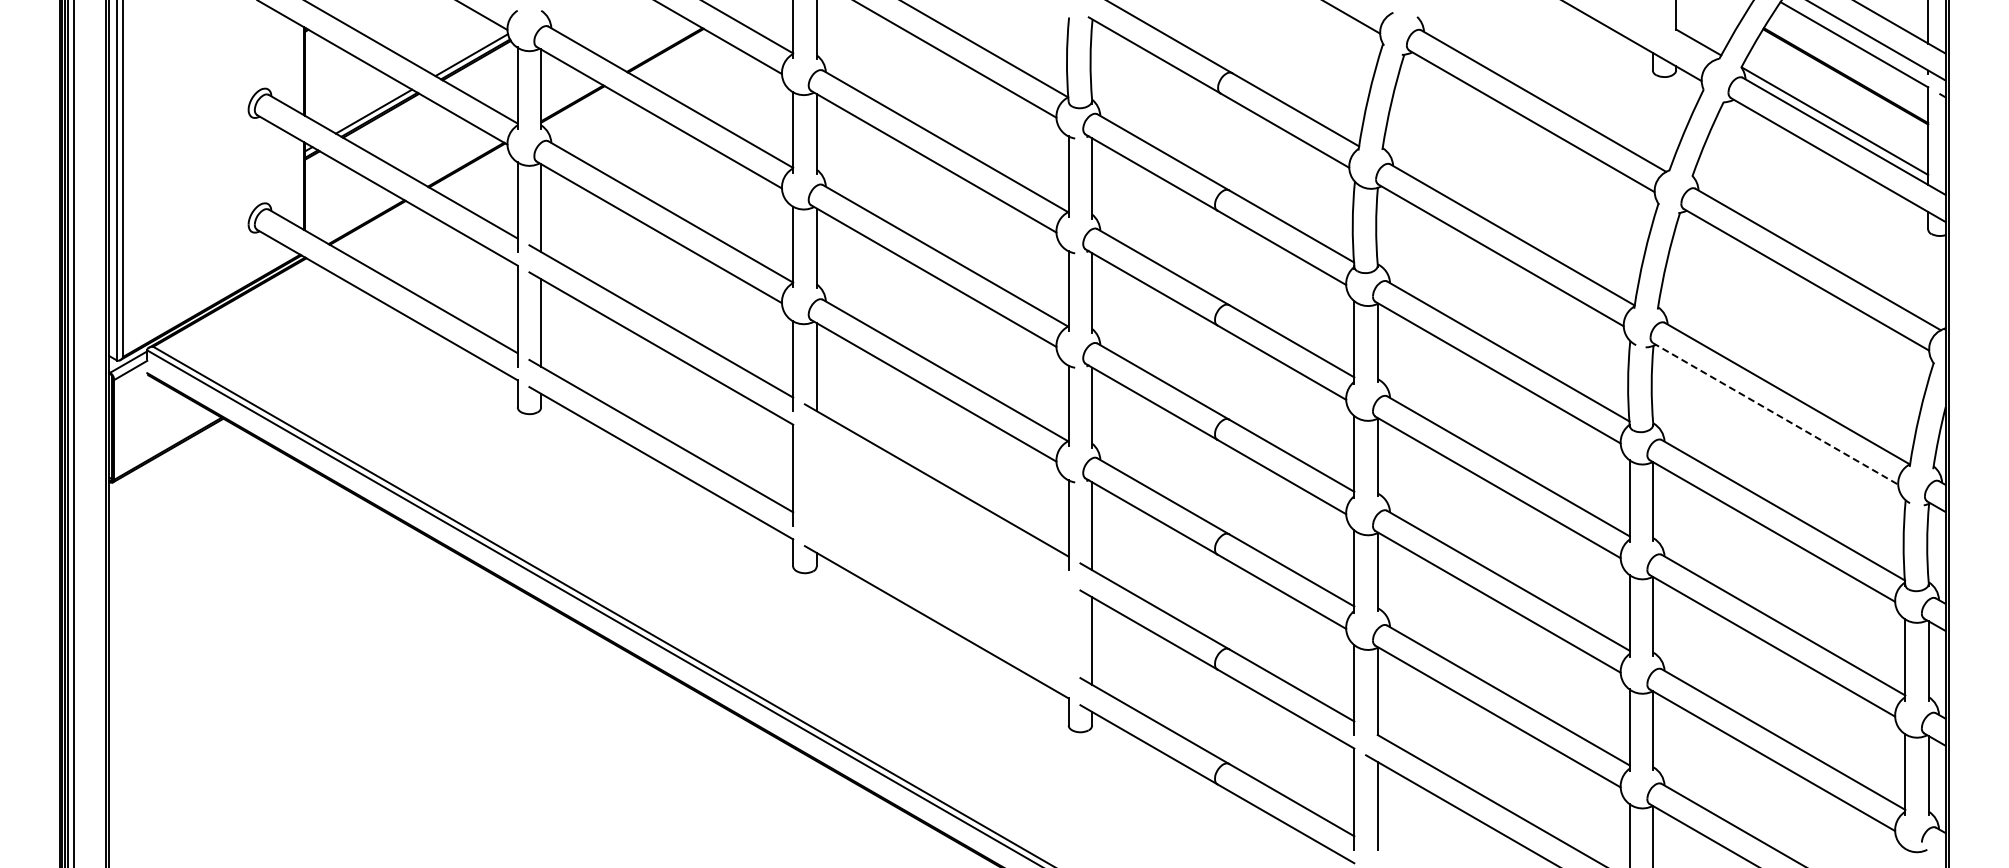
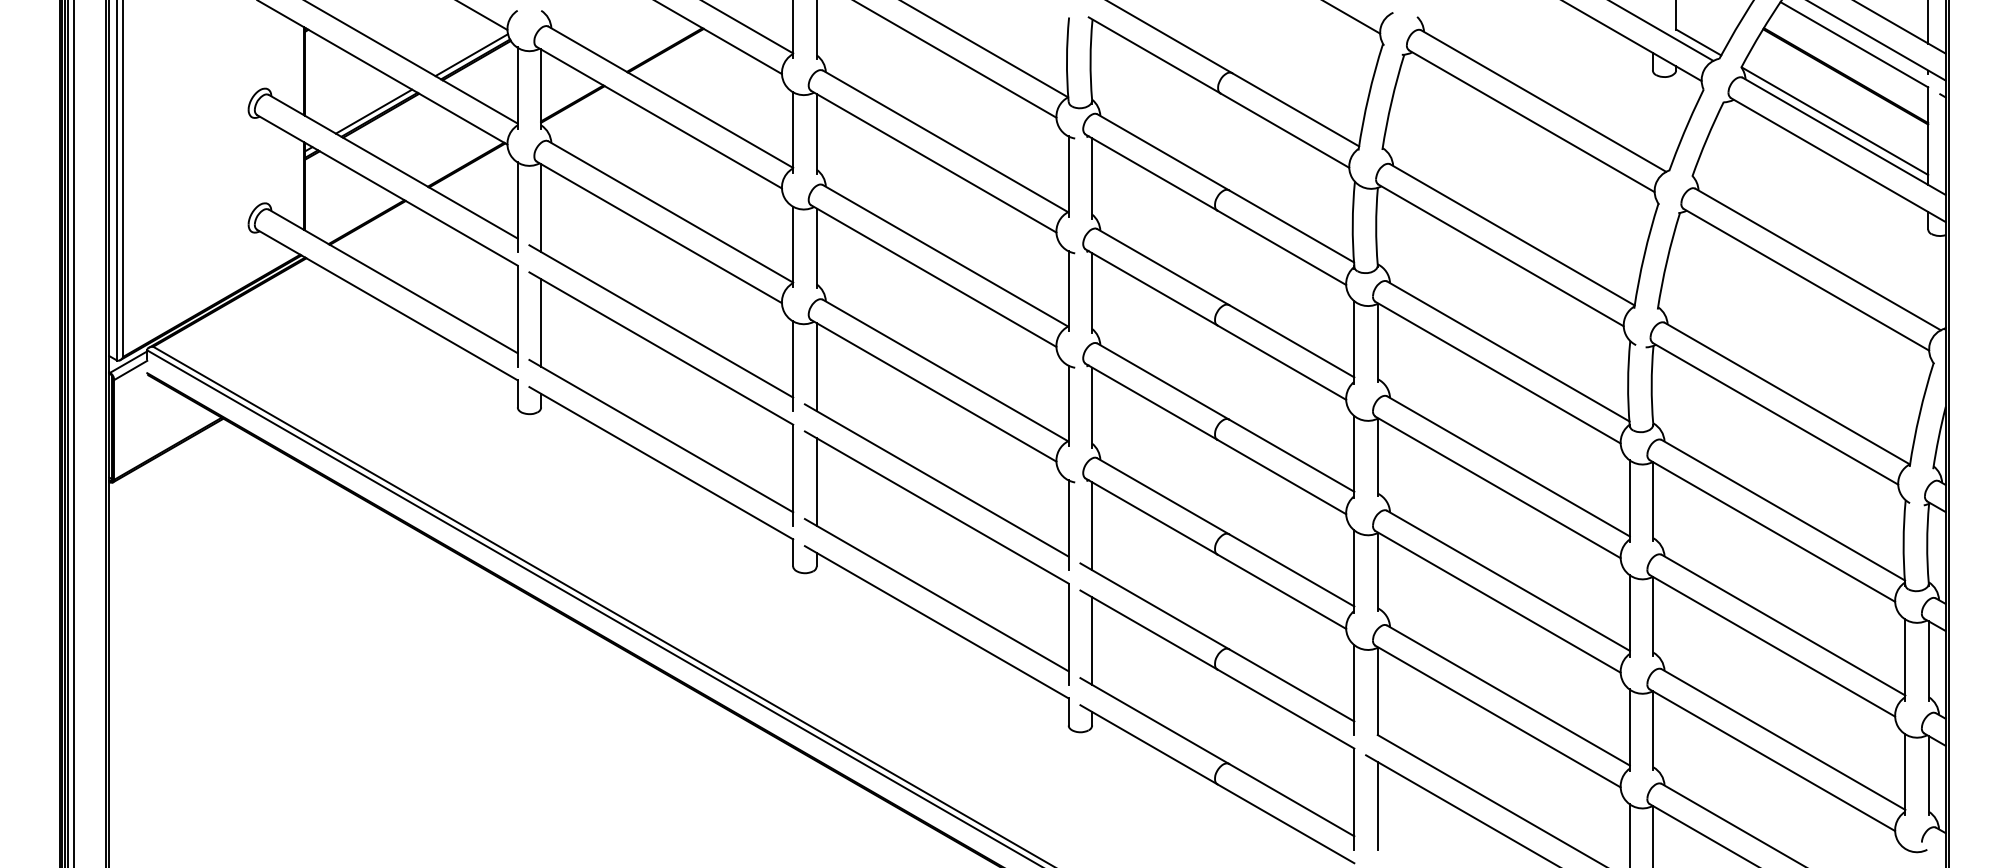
line: none -> present (1662, 31)
line: dashed -> solid (1775, 413)
part: none -> present (936, 557)
